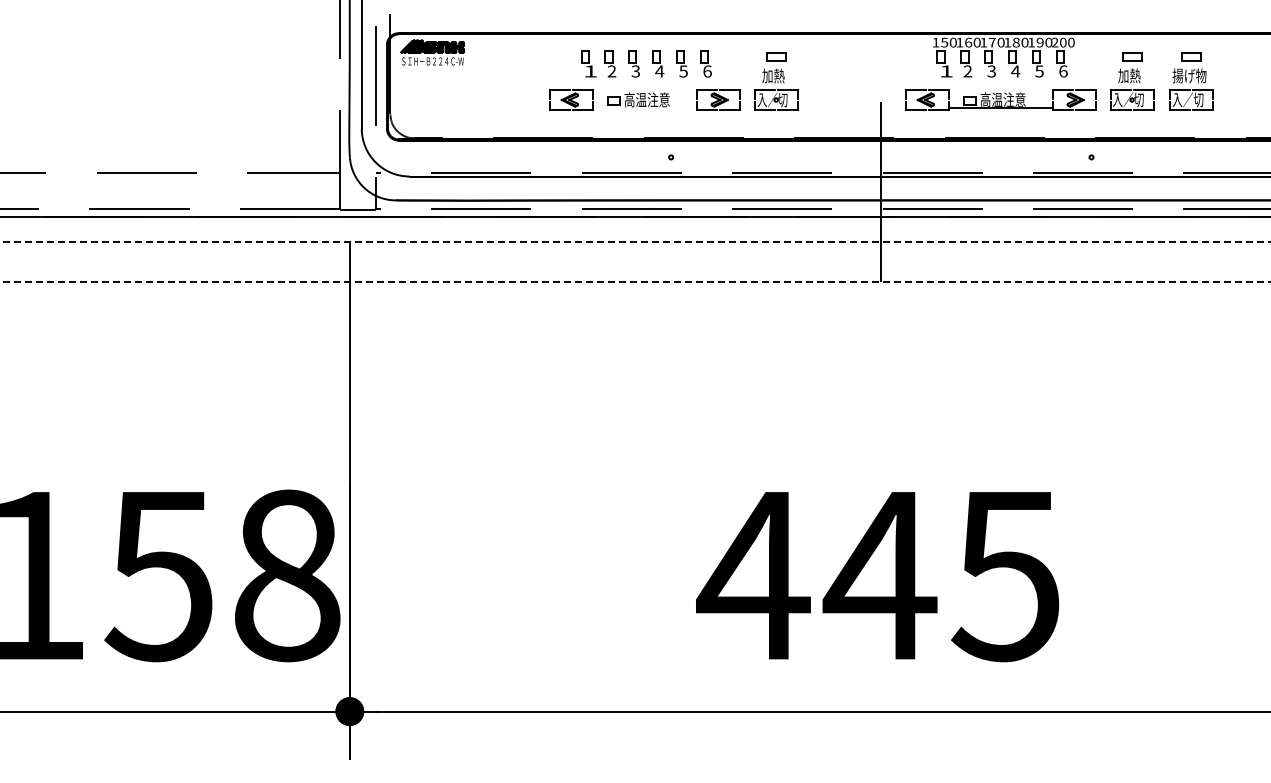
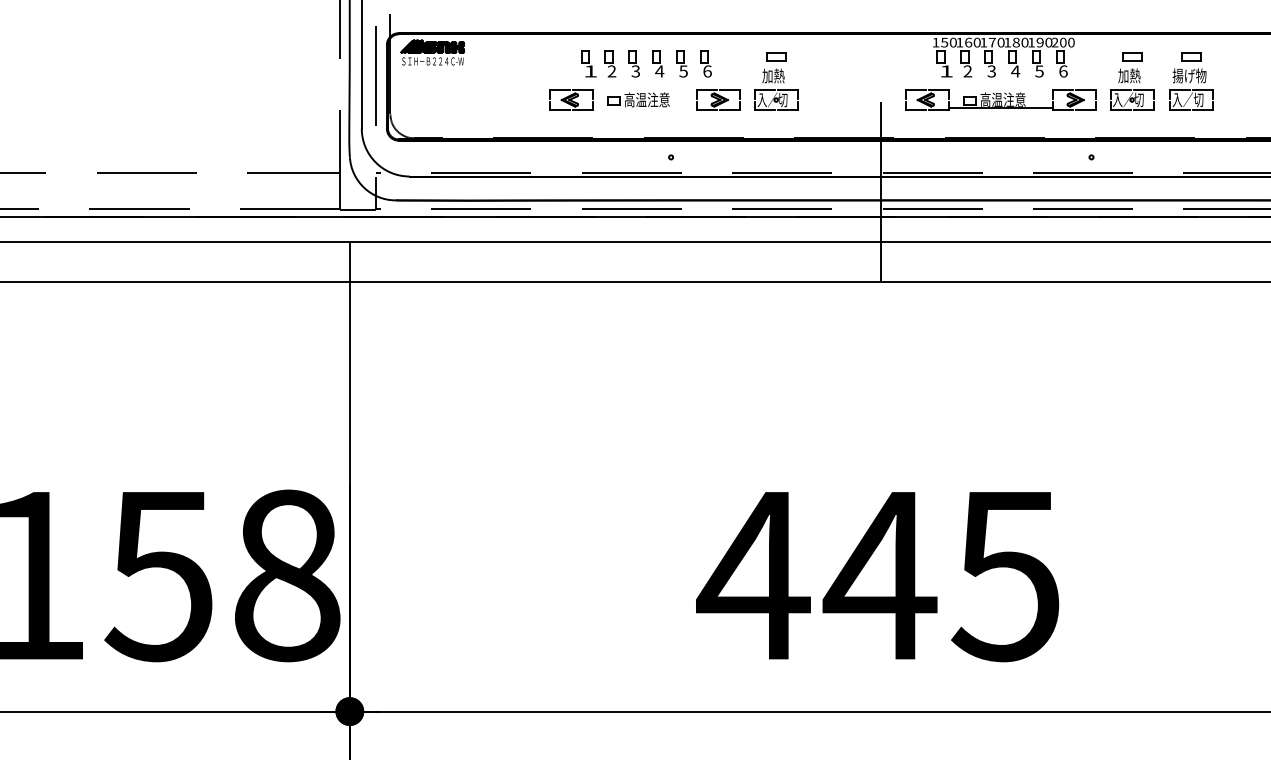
line: dashed -> solid (635, 242)
line: dashed -> solid (635, 281)
